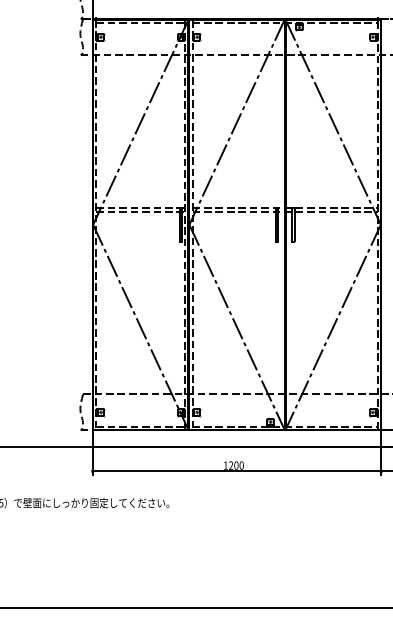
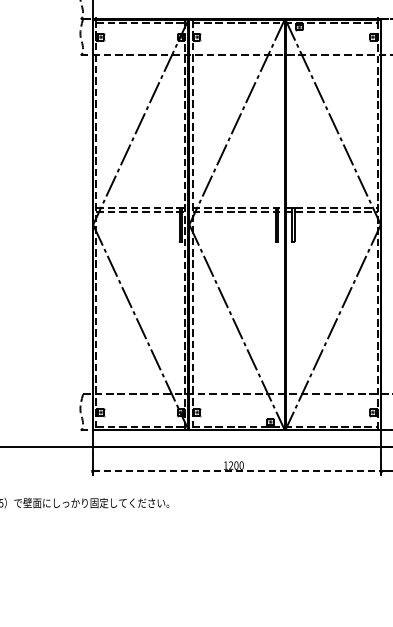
line: solid -> dashed (237, 471)
line: present -> none (195, 608)
